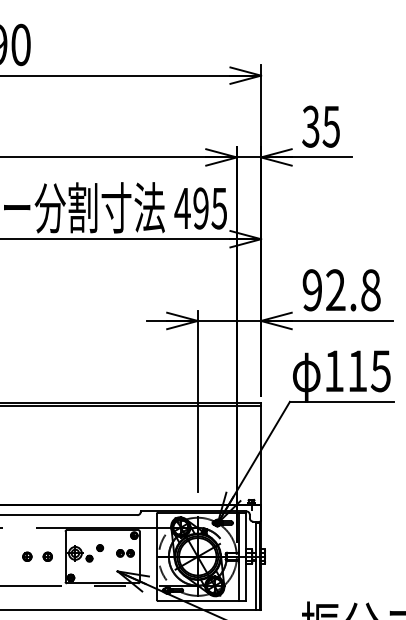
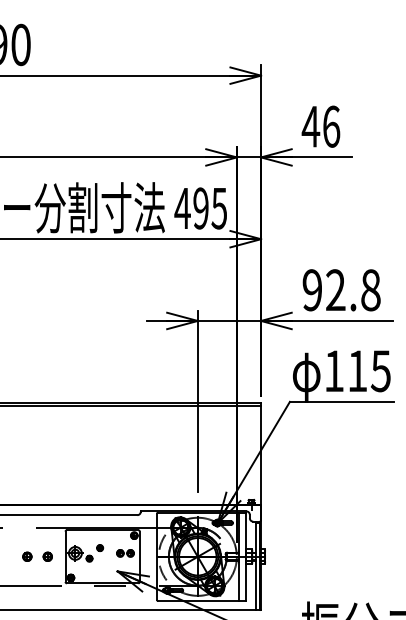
text: 35 -> 46 (320, 126)
